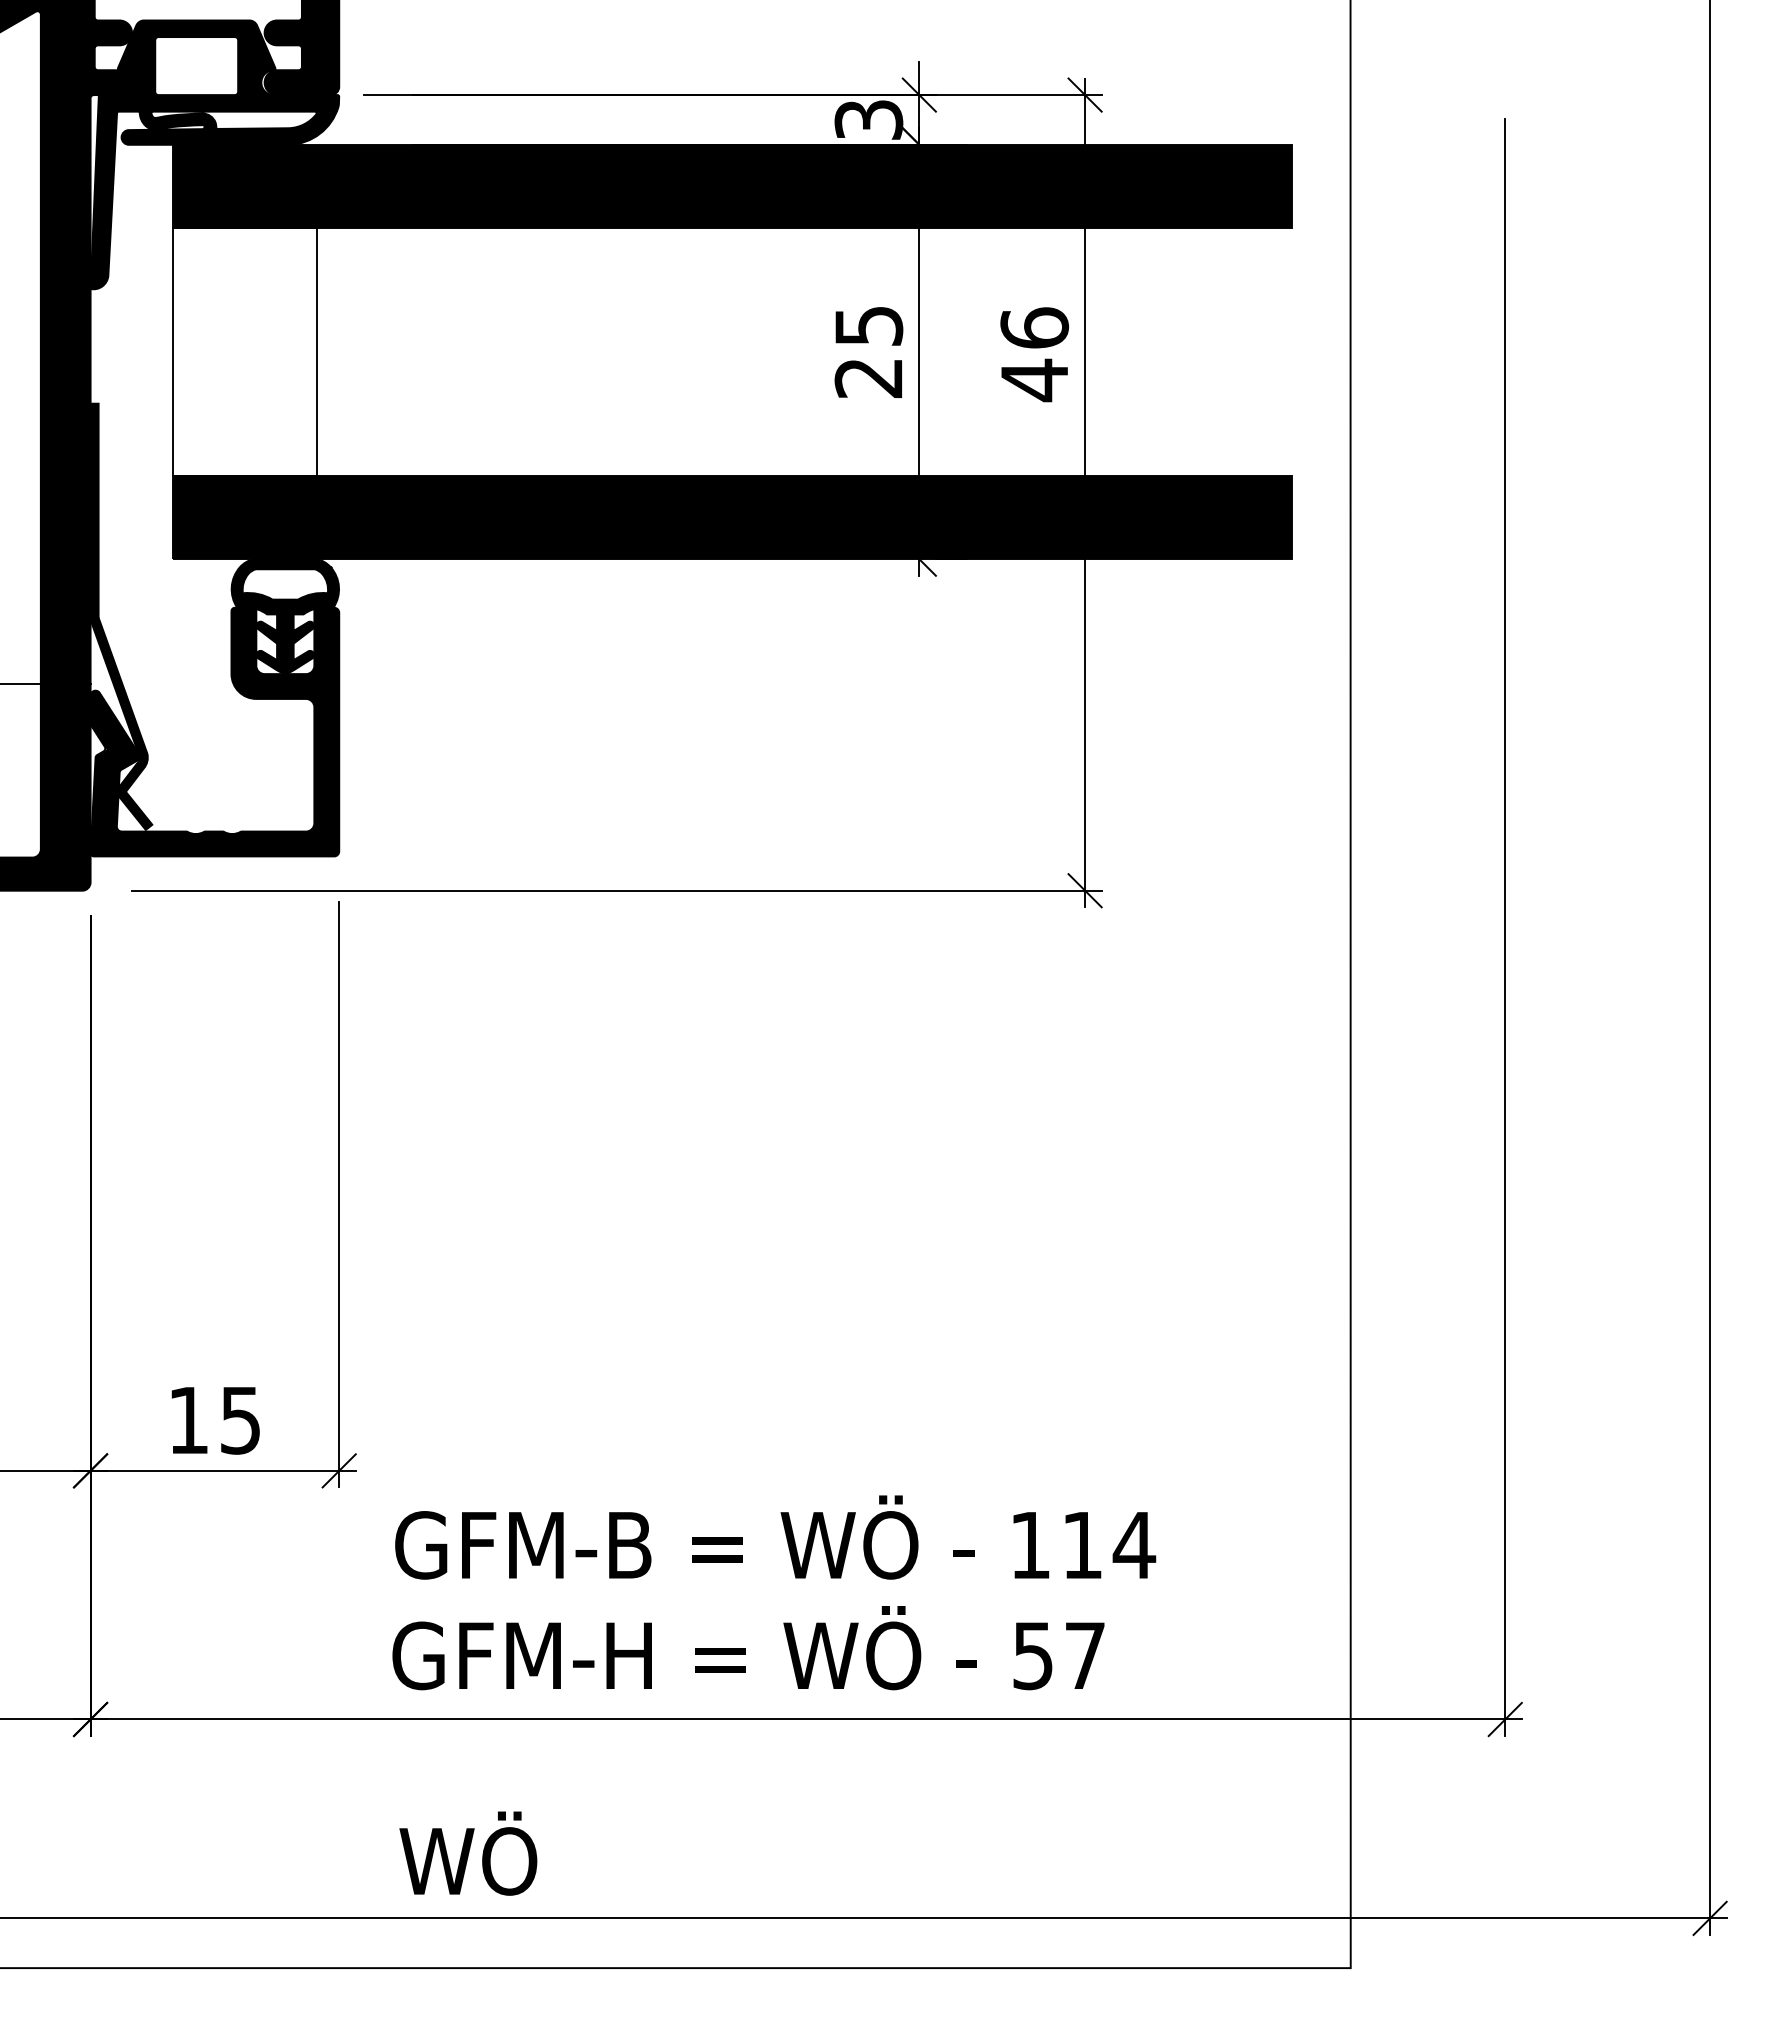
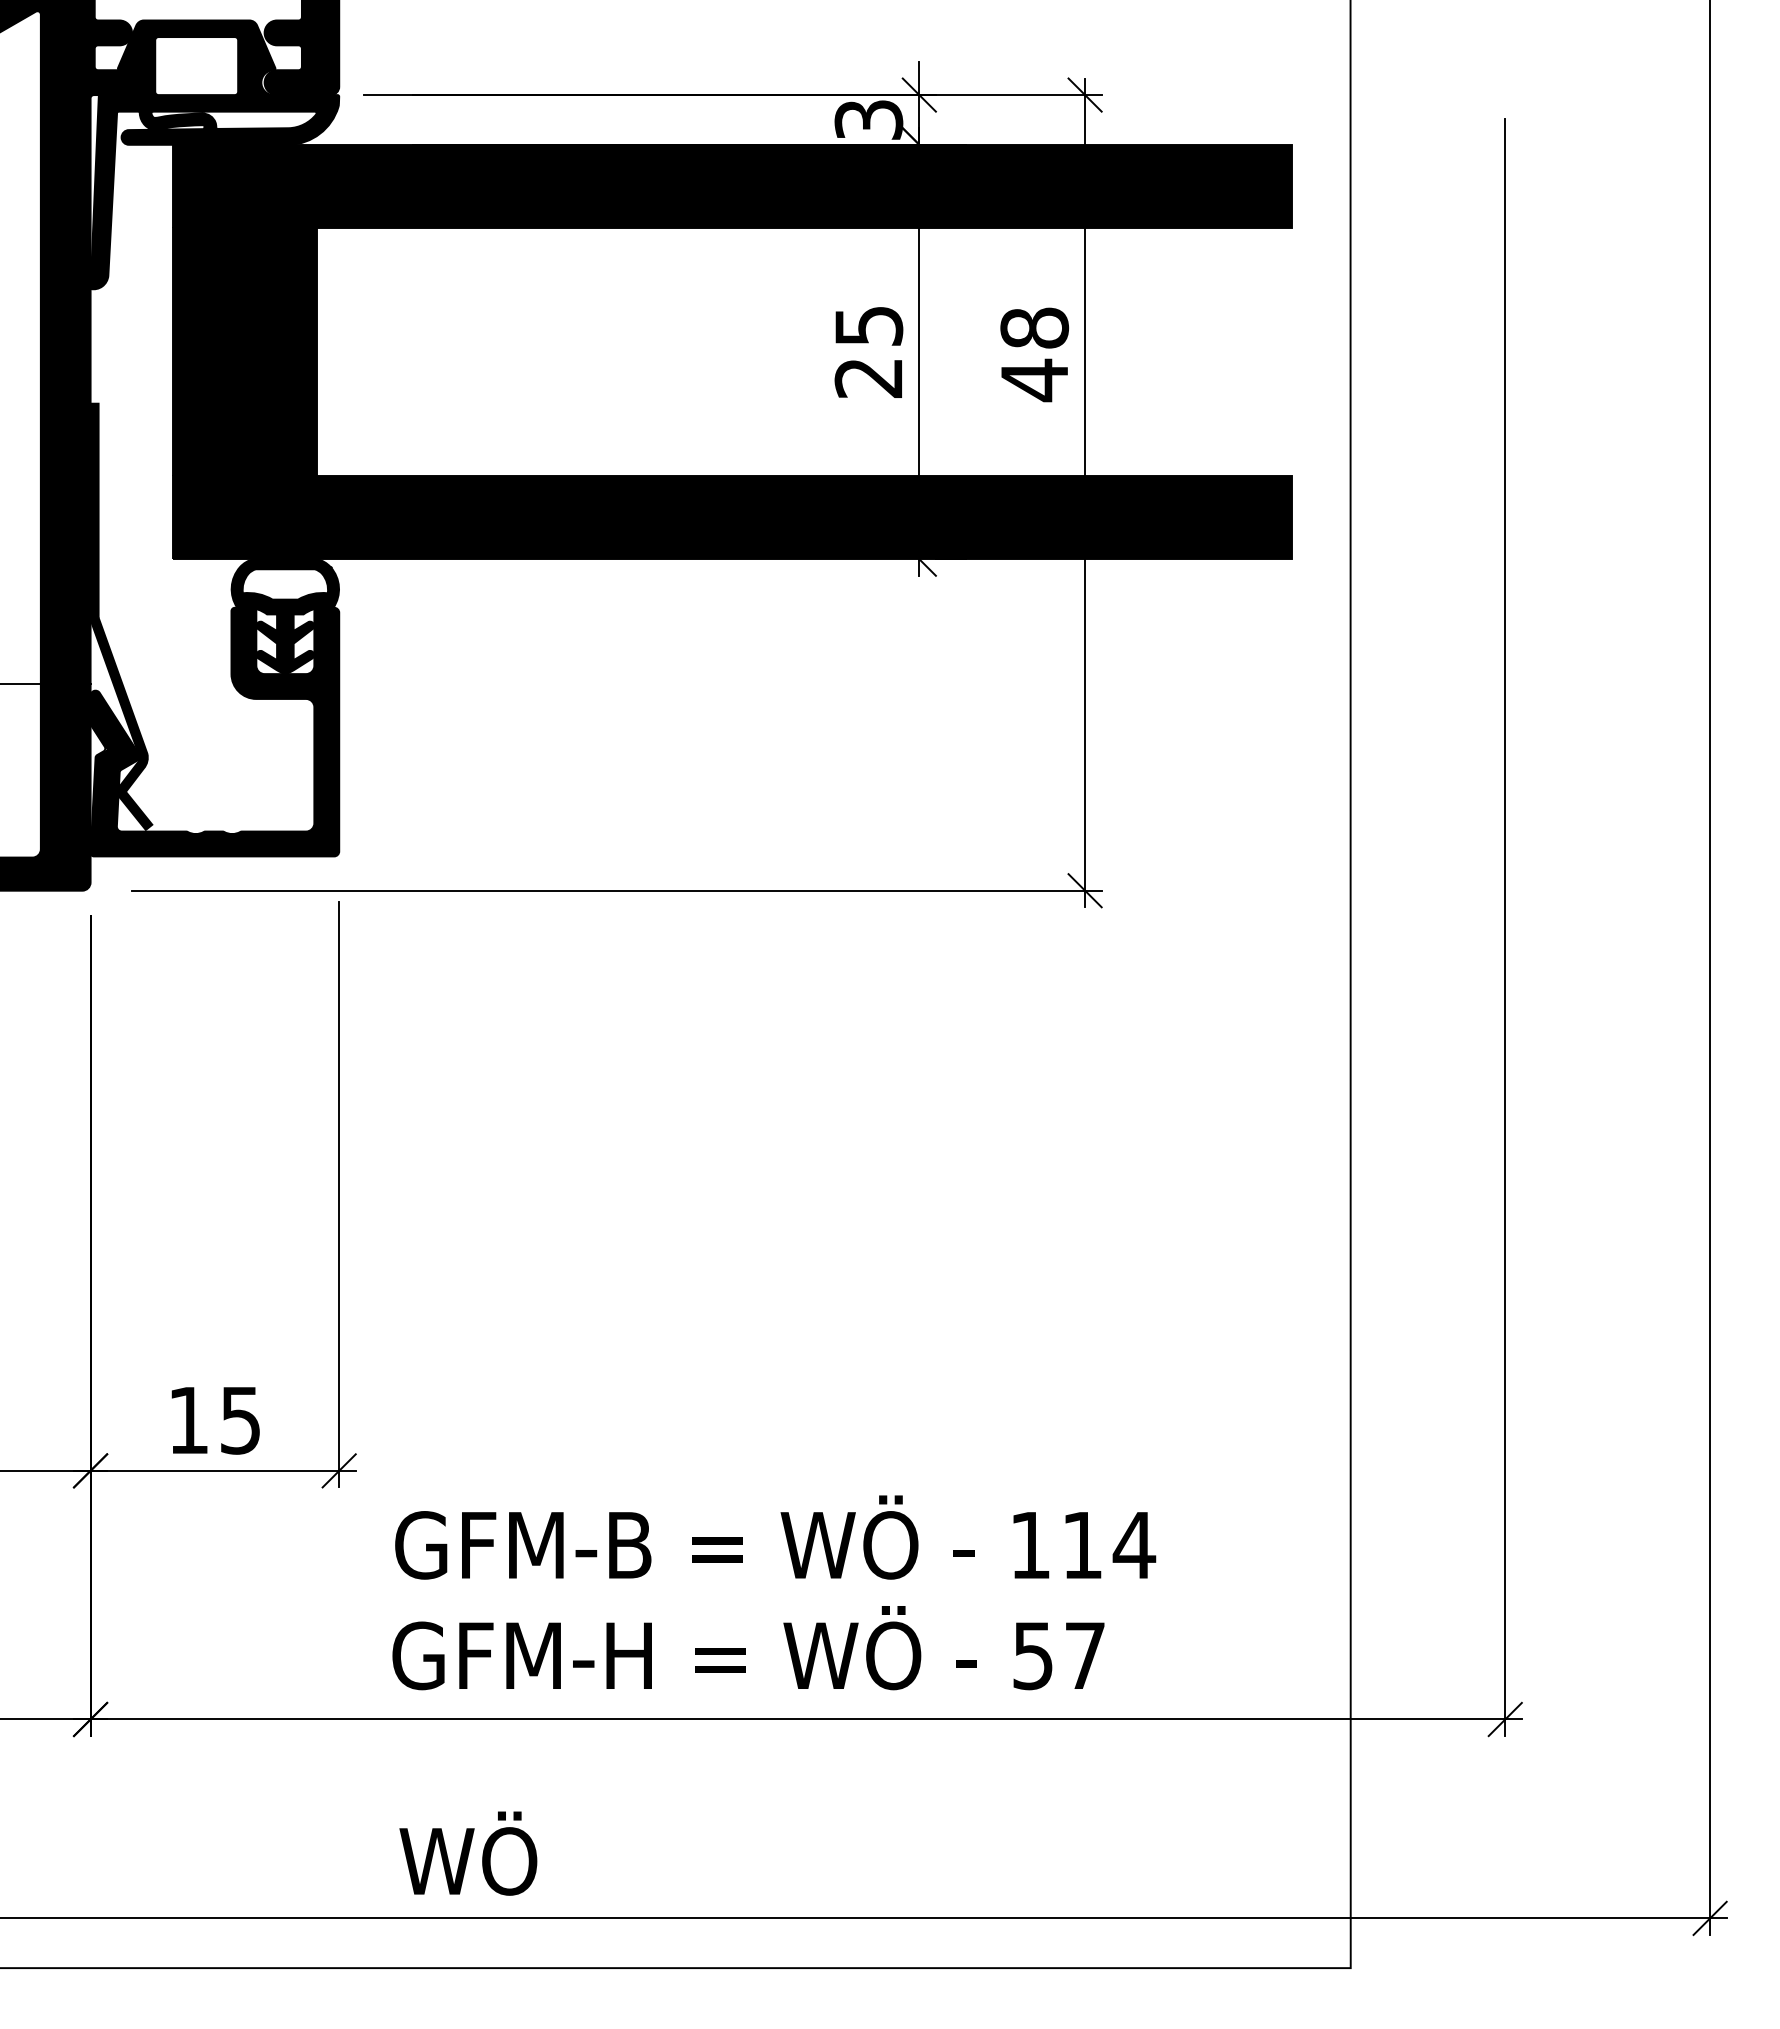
text: 46 -> 48 (1034, 327)
fill: none -> present (244, 351)
